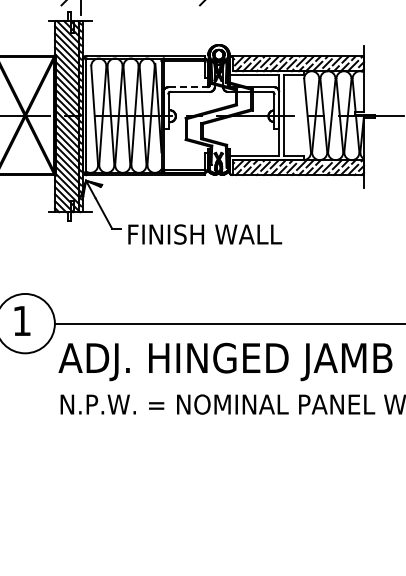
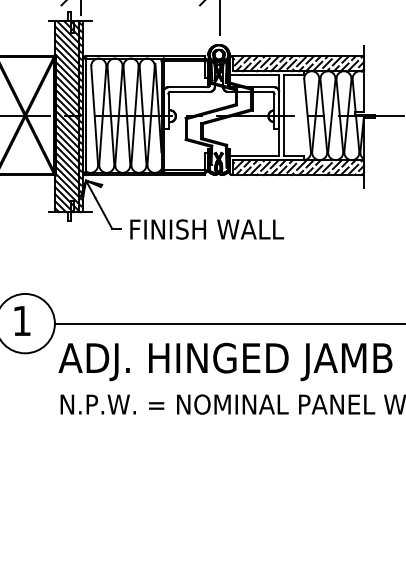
line: none -> present (219, 18)
line: dashed -> solid (188, 87)
text position: (205, 234) -> (207, 229) (207, 229)
